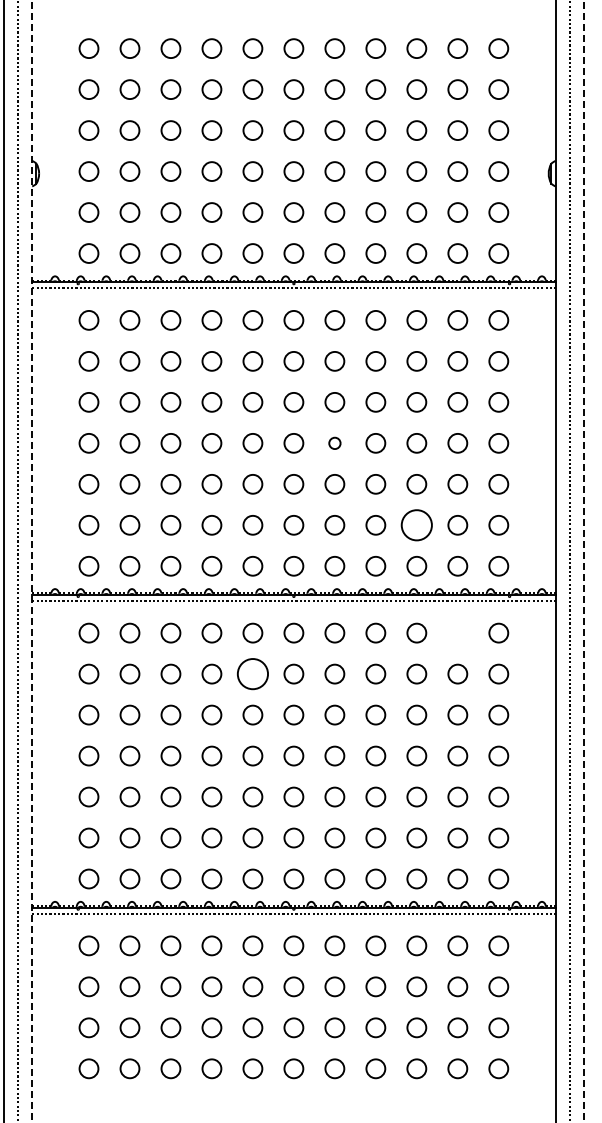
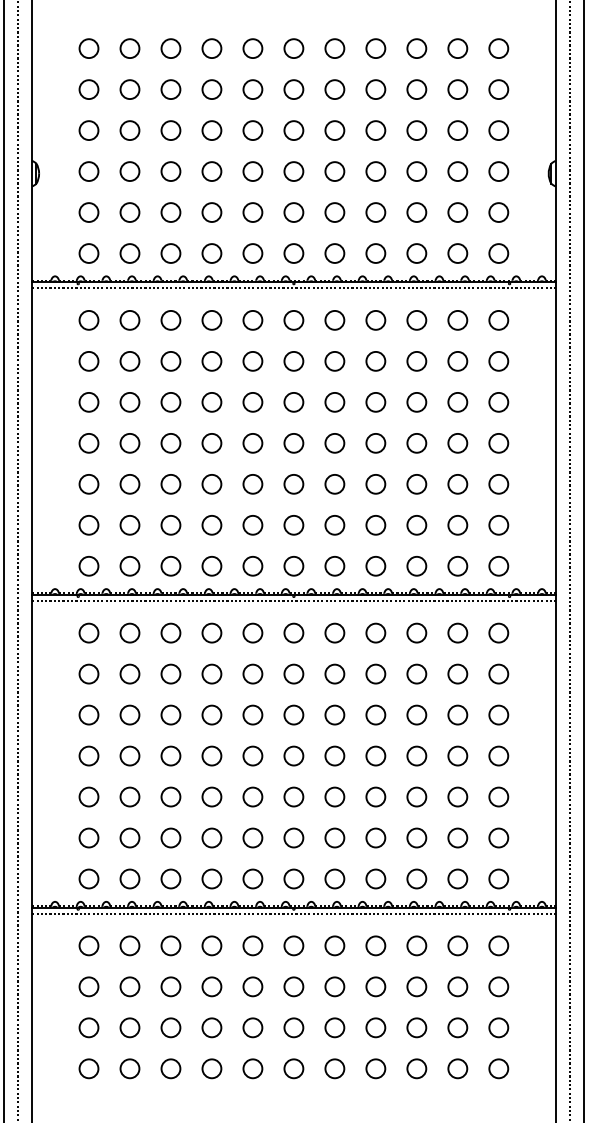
circle size: 14x14 px -> 22x21 px (334, 443)
circle diameter: 30 px -> 19 px (416, 524)
line: dashed -> solid (32, 561)
line: dashed -> solid (583, 561)
circle: none -> present (457, 632)
circle diameter: 30 px -> 19 px (252, 673)
